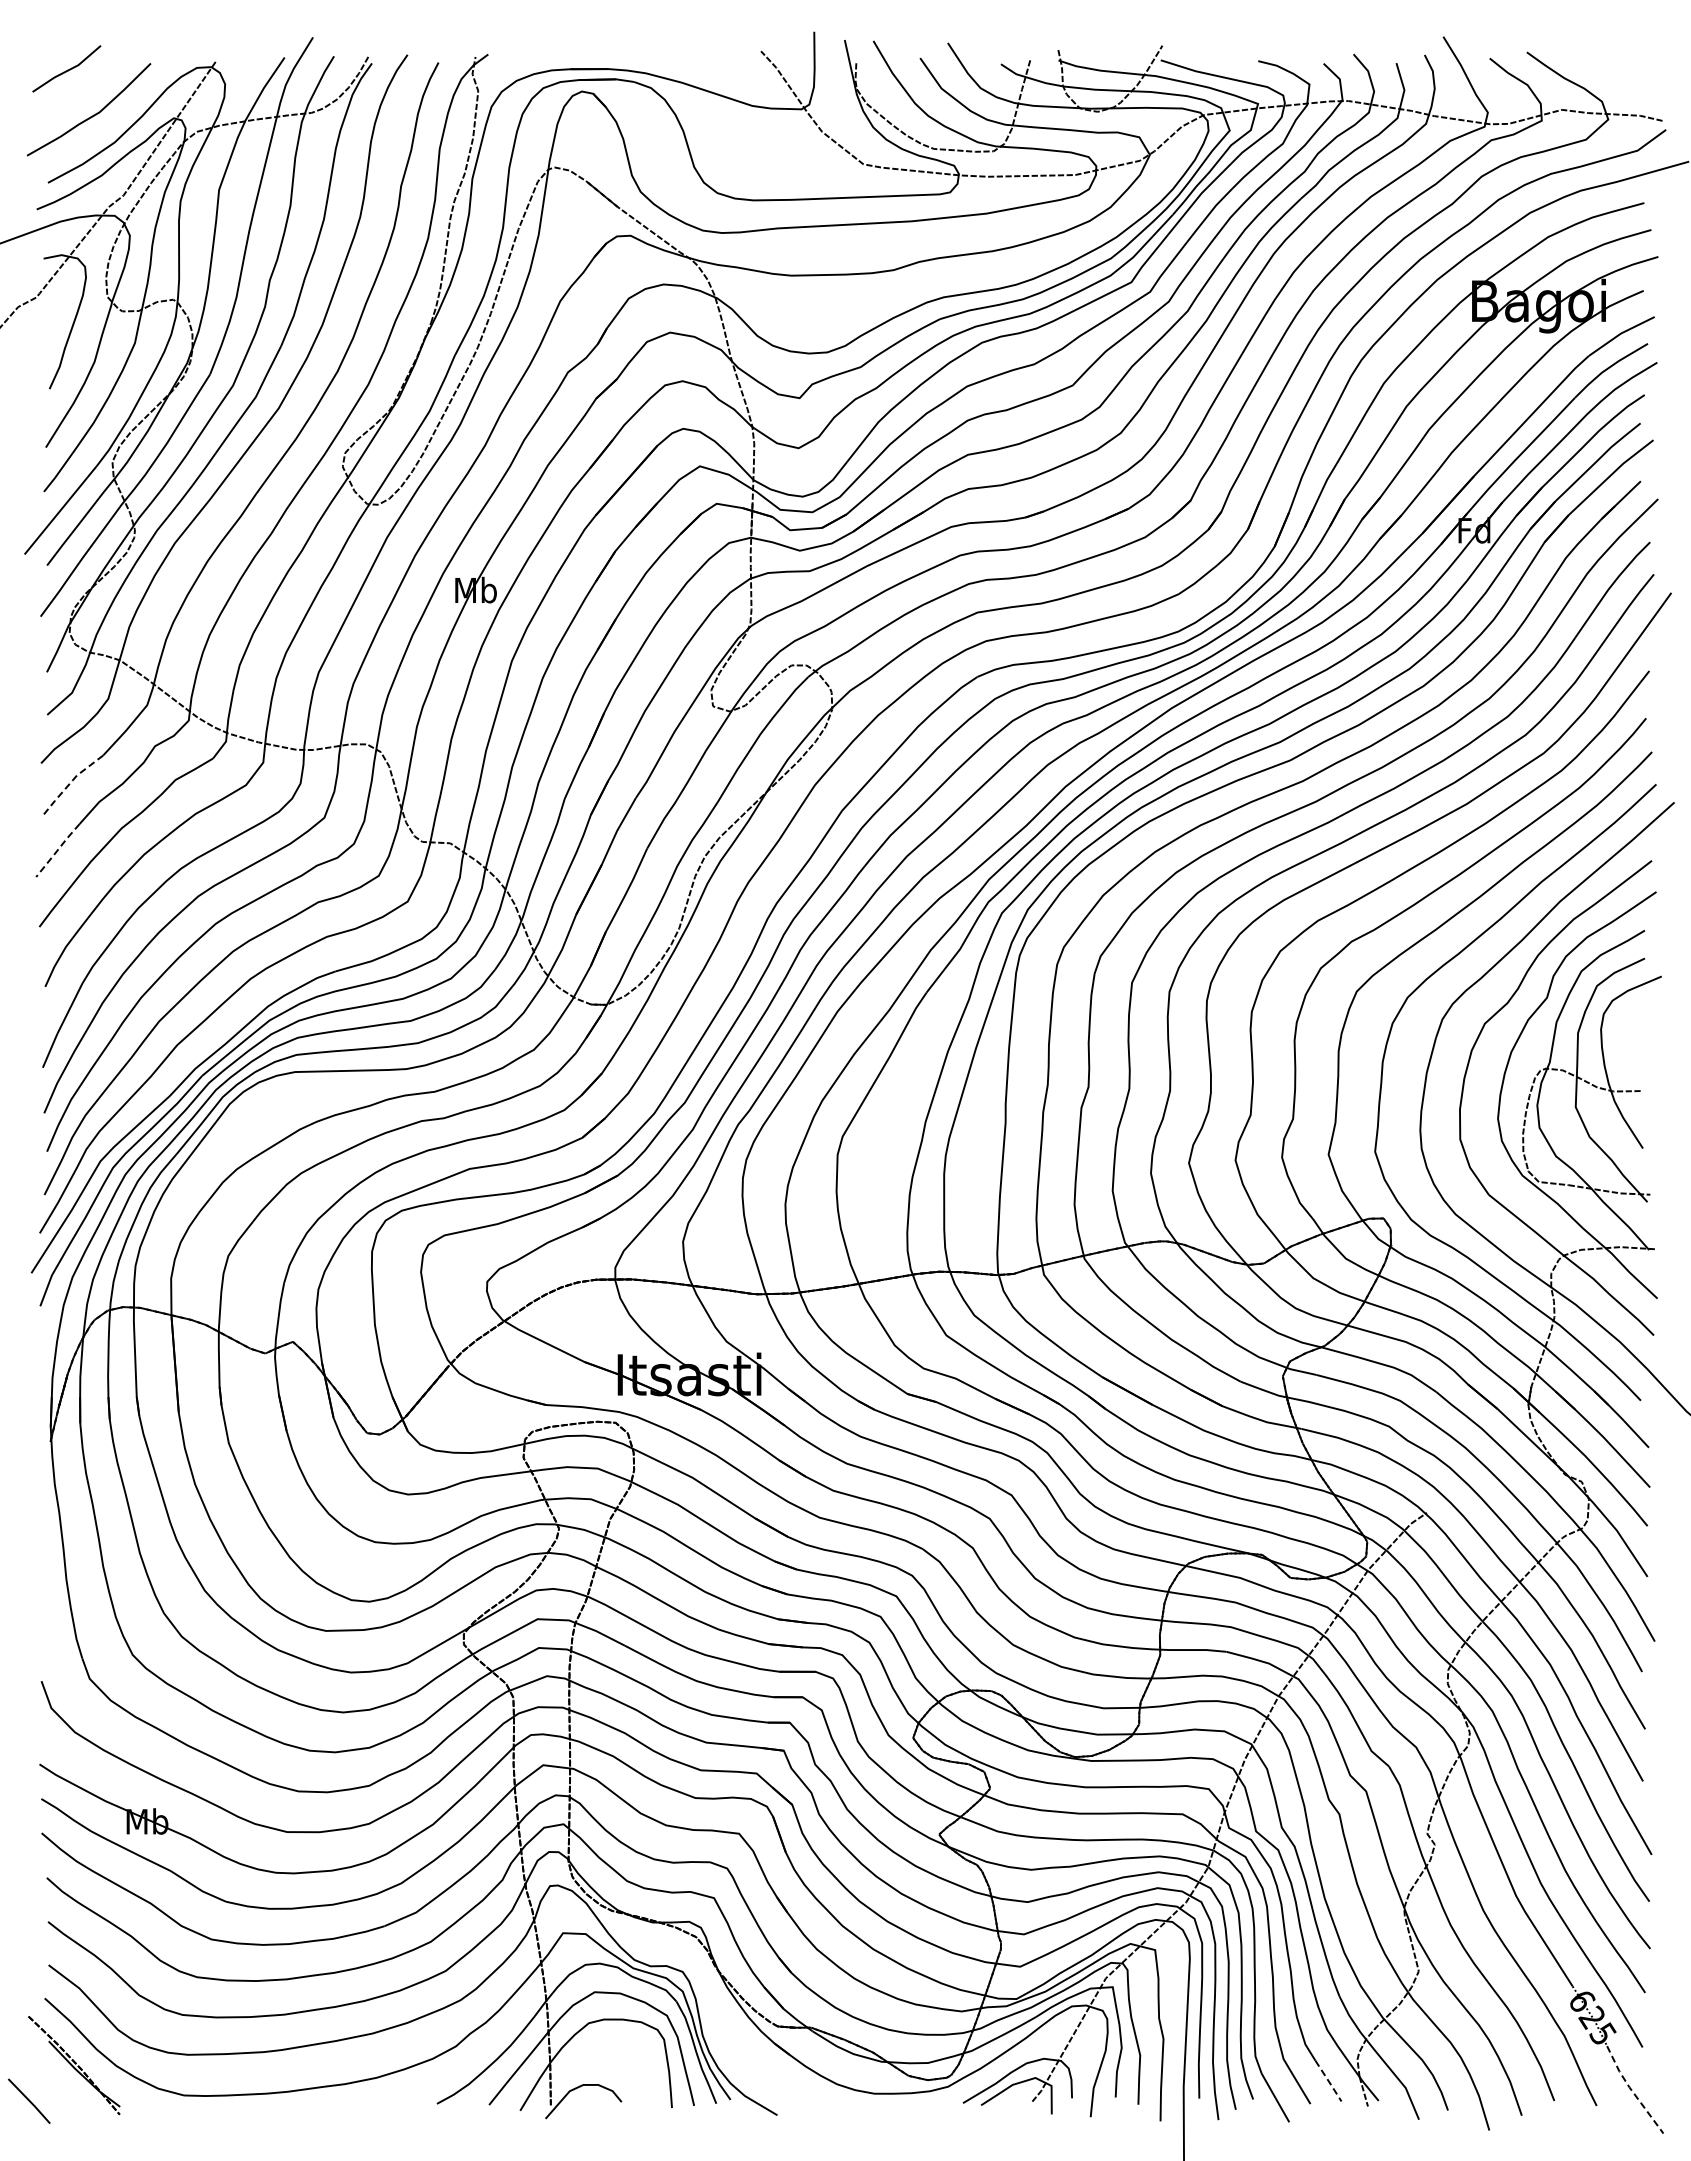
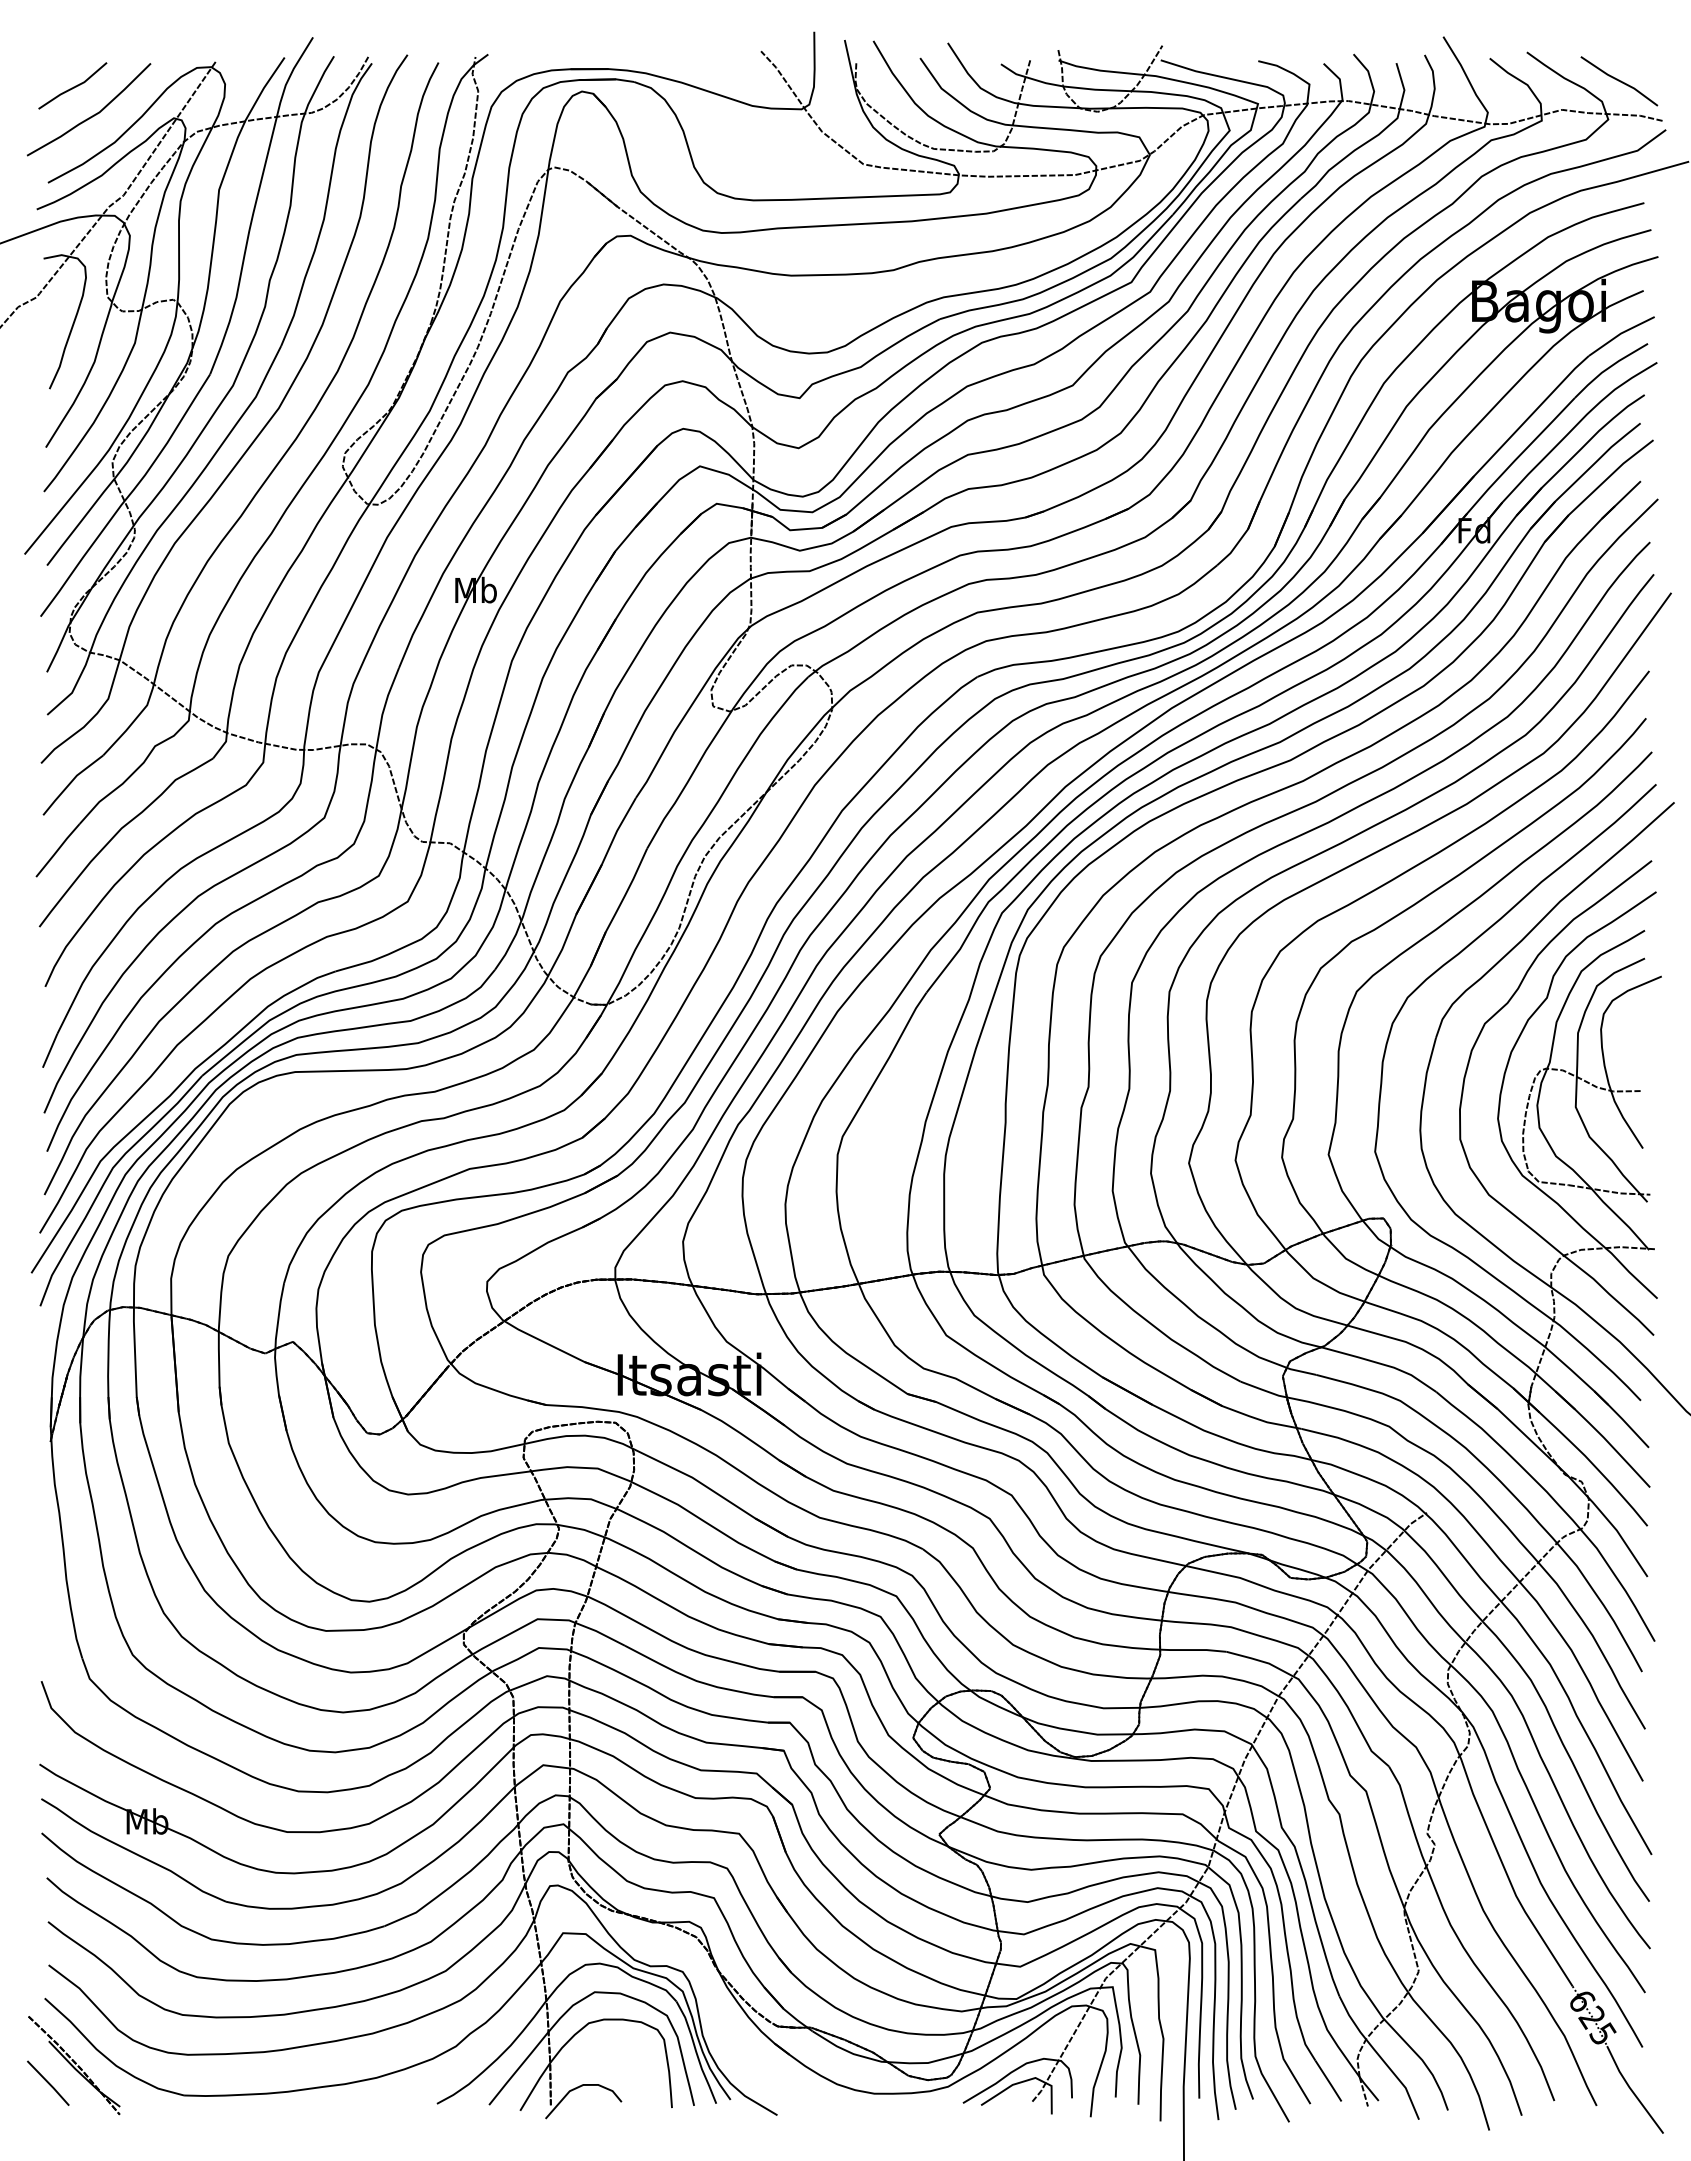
line position: (67, 69) -> (73, 86) (73, 86)
line: none -> present (1619, 81)
line: dashed -> solid (70, 783)
line: dashed -> solid (57, 850)
line: dashed -> solid (1328, 2081)
line: dashed -> solid (1631, 2090)
line position: (29, 2100) -> (48, 2082) (48, 2082)
